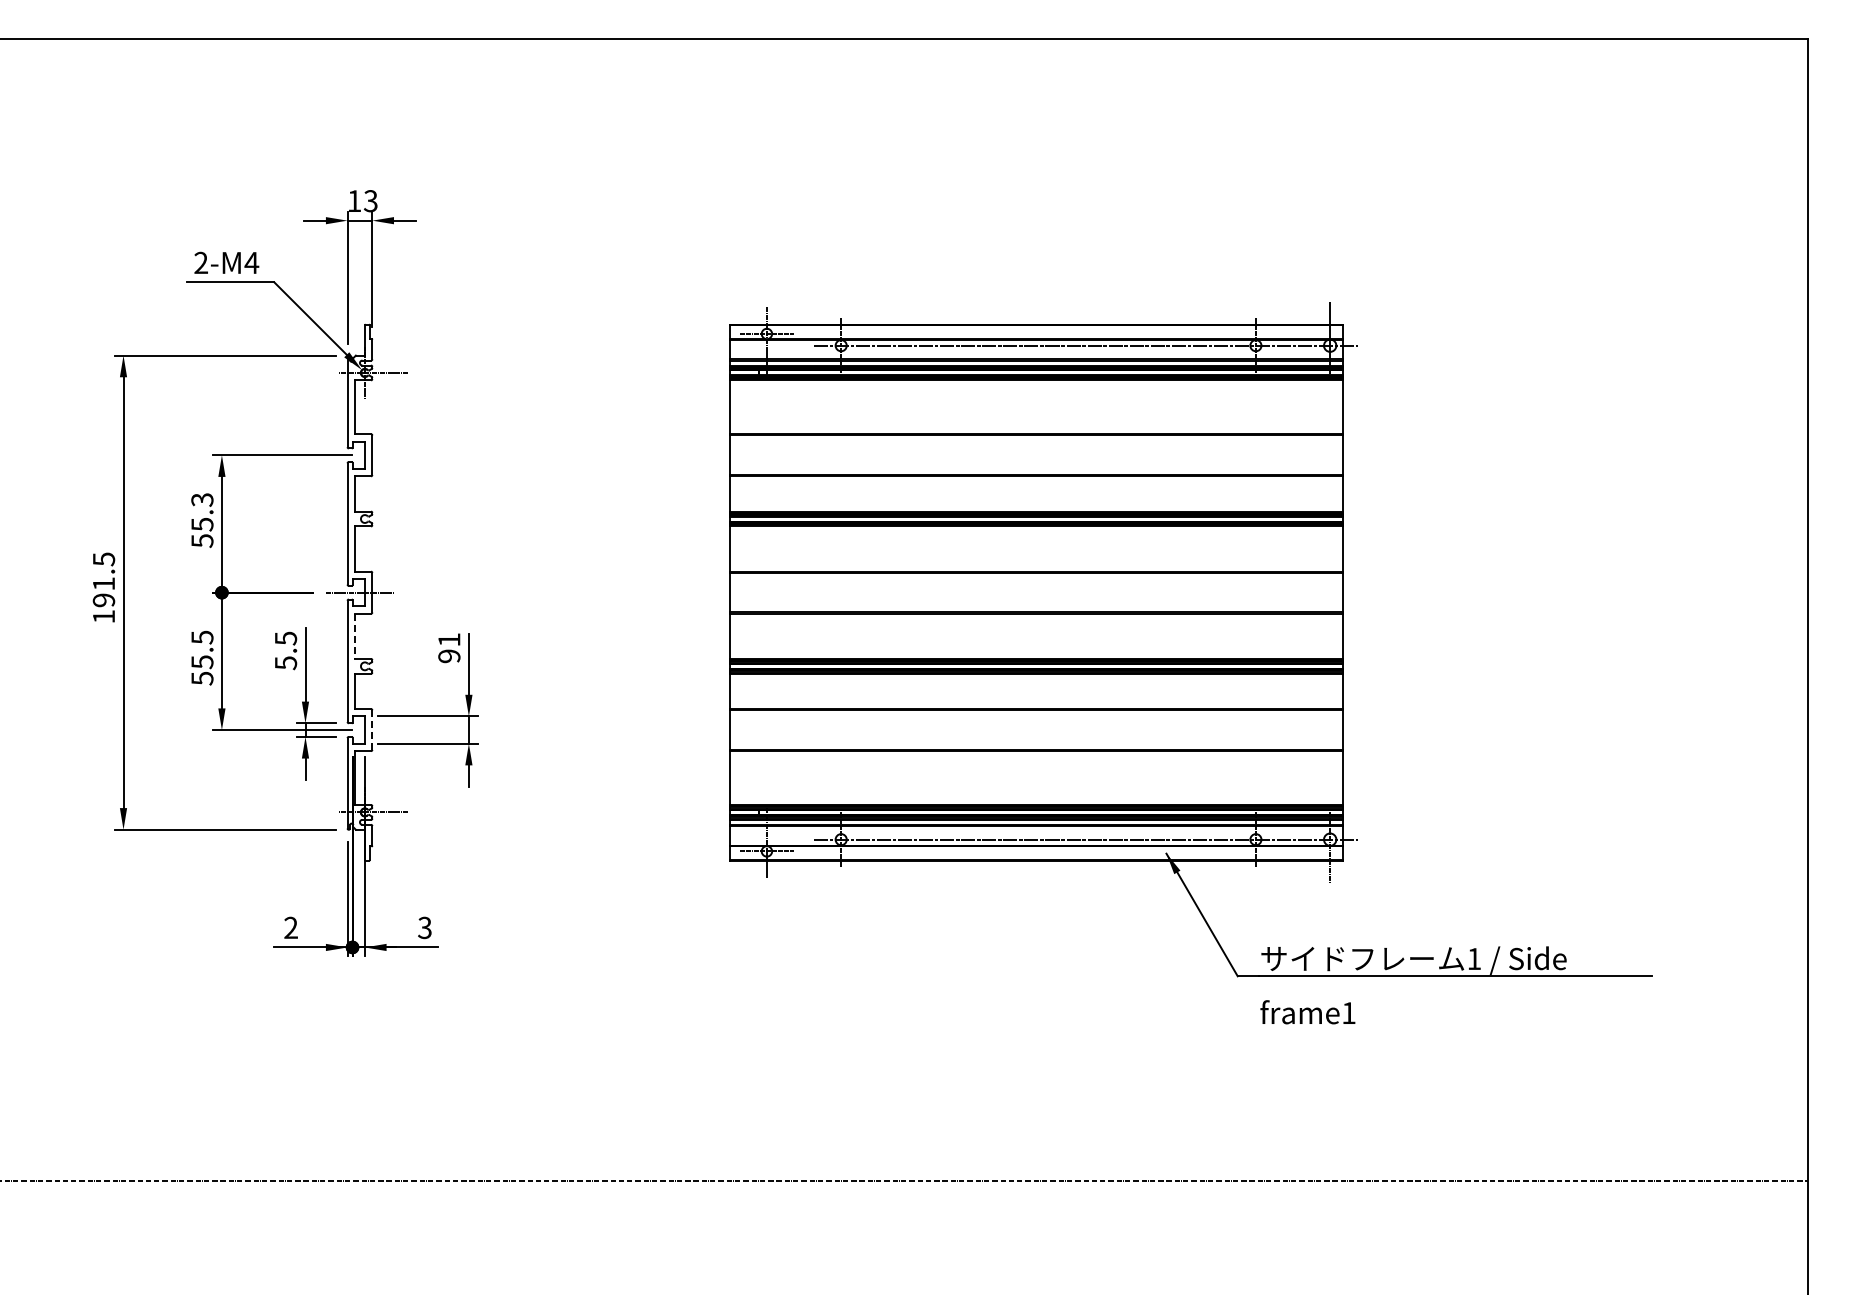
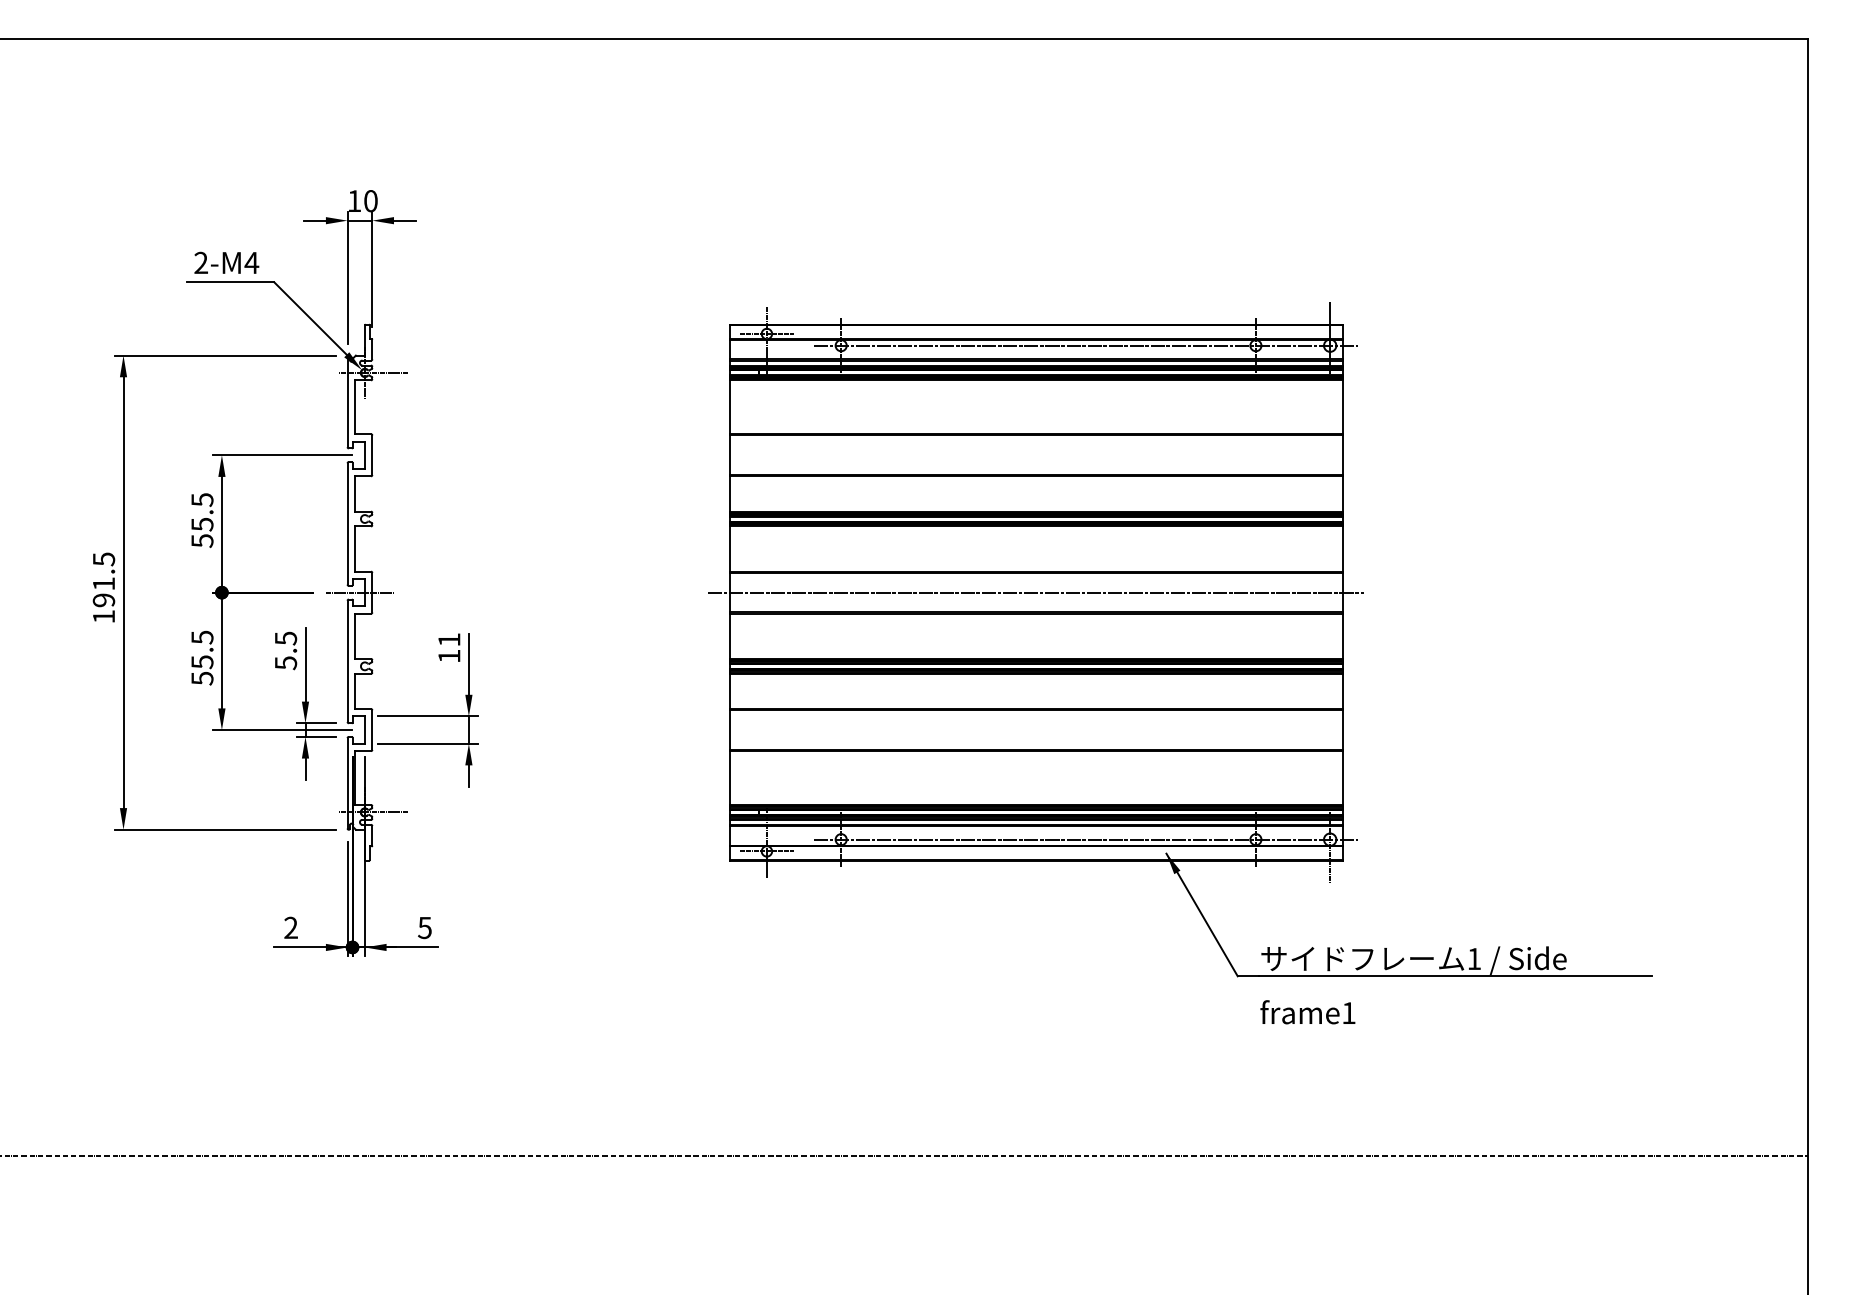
text: 13 -> 10 (370, 201)
text: 55.3 -> 55.5 (201, 499)
line: none -> present (1036, 592)
line: dashed -> solid (355, 636)
text: 91 -> 11 (449, 656)
line: dashed -> solid (372, 730)
text: 3 -> 5 (424, 927)
line position: (905, 1181) -> (905, 1156) (905, 1156)
